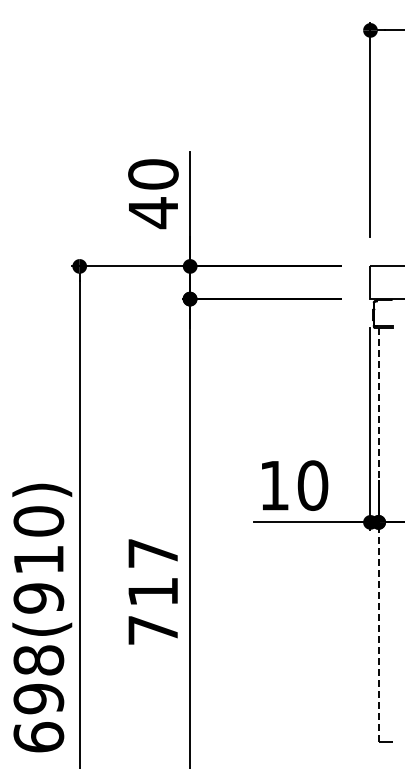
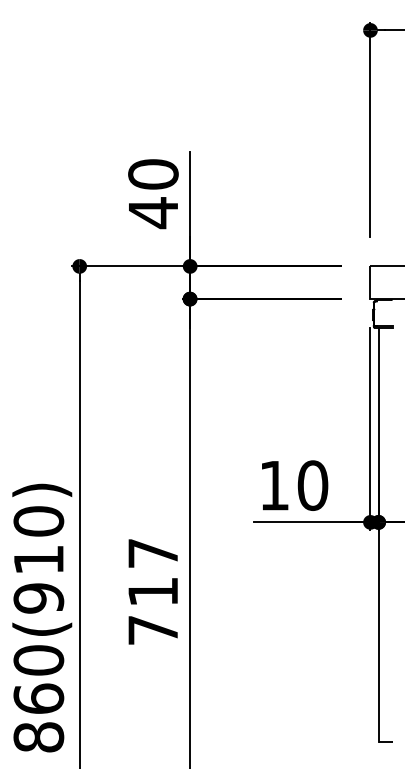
line: dashed -> solid (378, 535)
text: 698(910) -> 860(910) (38, 698)
